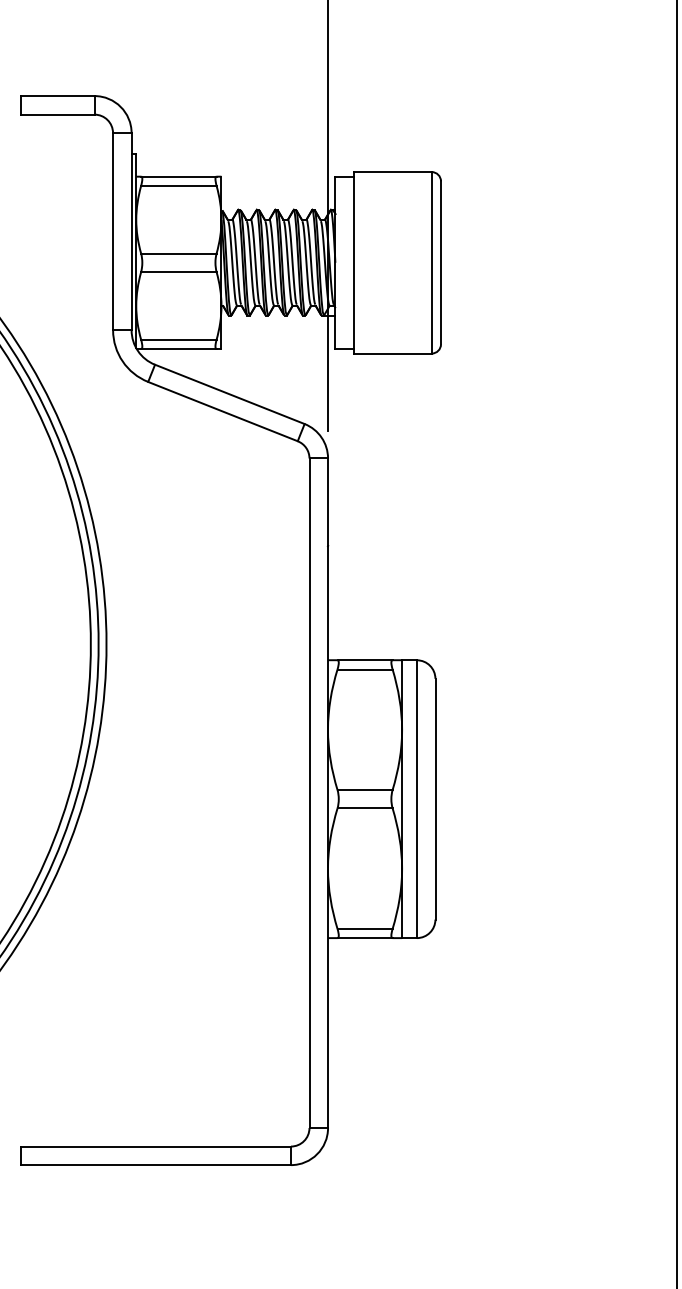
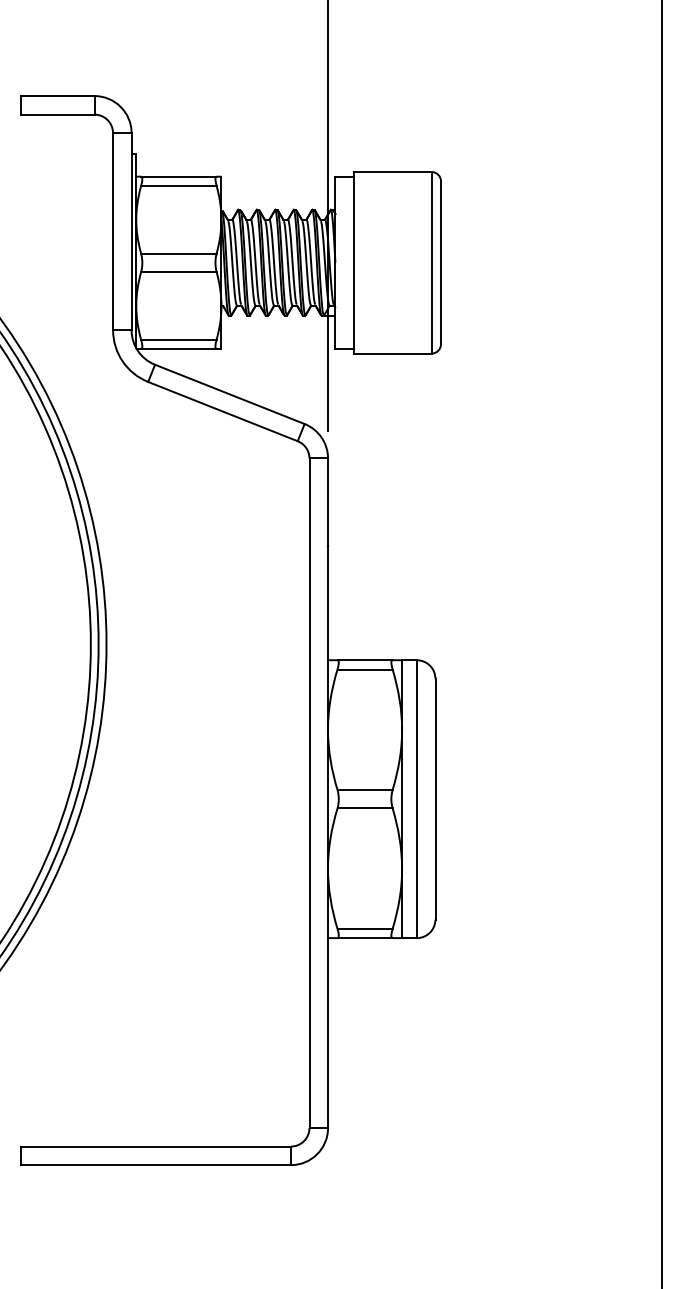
line position: (676, 643) -> (661, 643) (661, 643)
